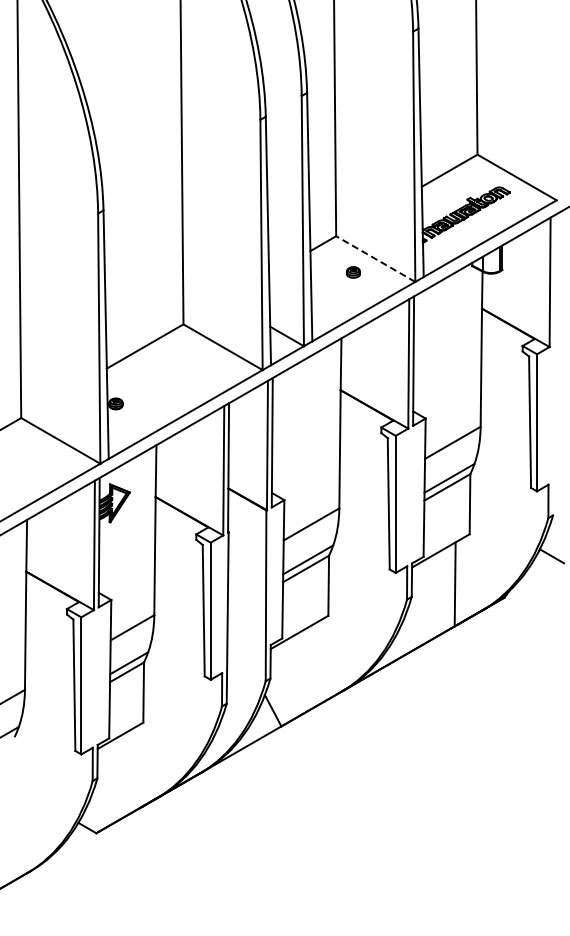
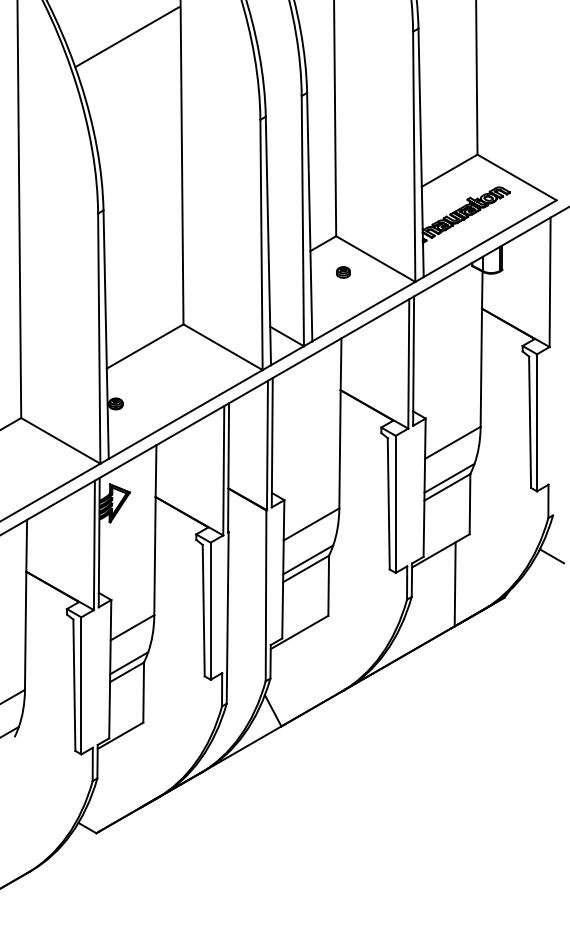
line: none -> present (127, 37)
line: dashed -> solid (375, 259)
part position: (353, 272) -> (343, 272) (343, 272)
